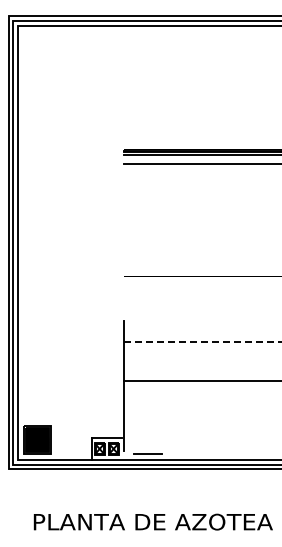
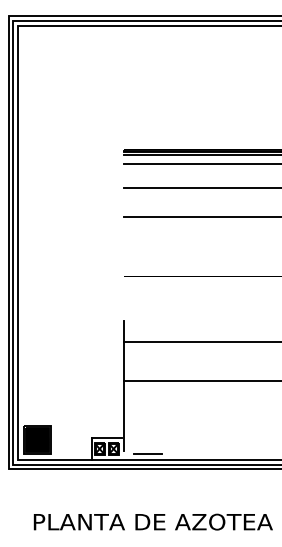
line: none -> present (200, 188)
line: none -> present (200, 217)
line: dashed -> solid (202, 342)
